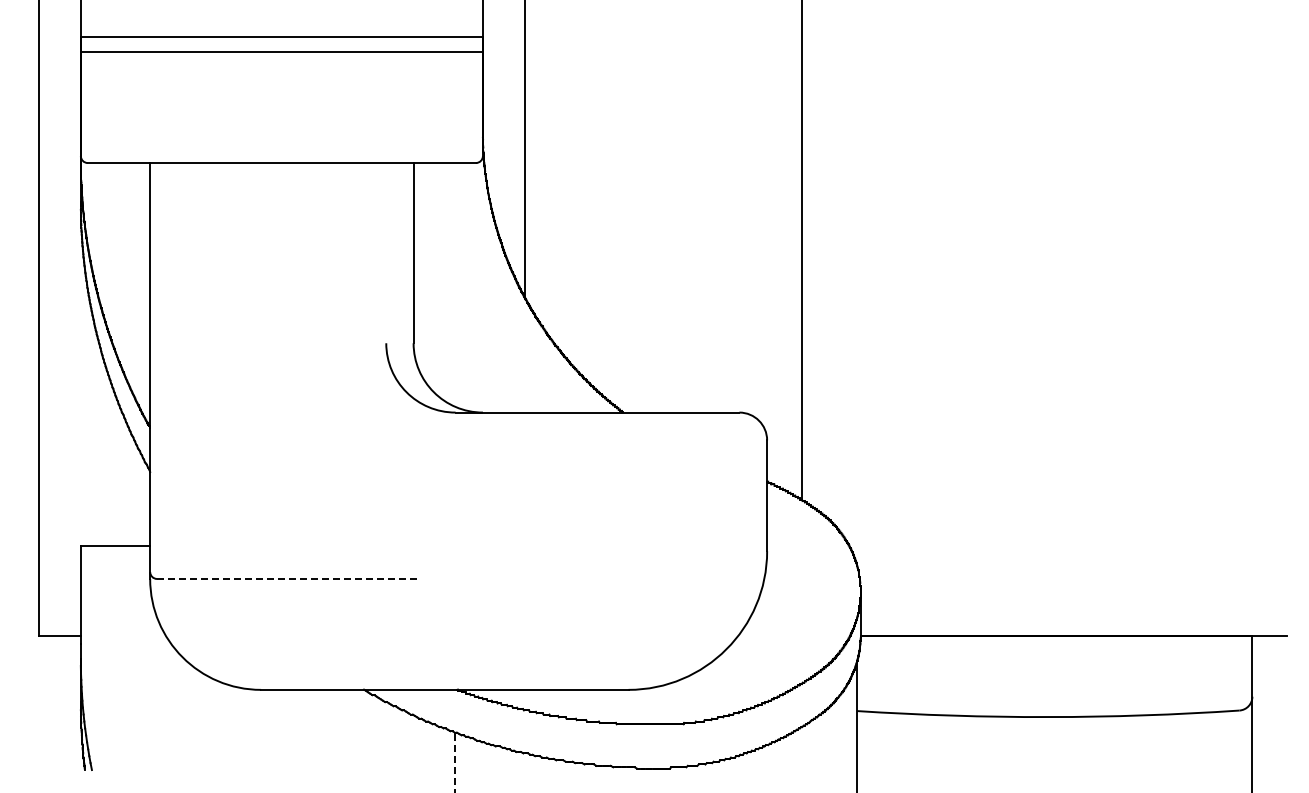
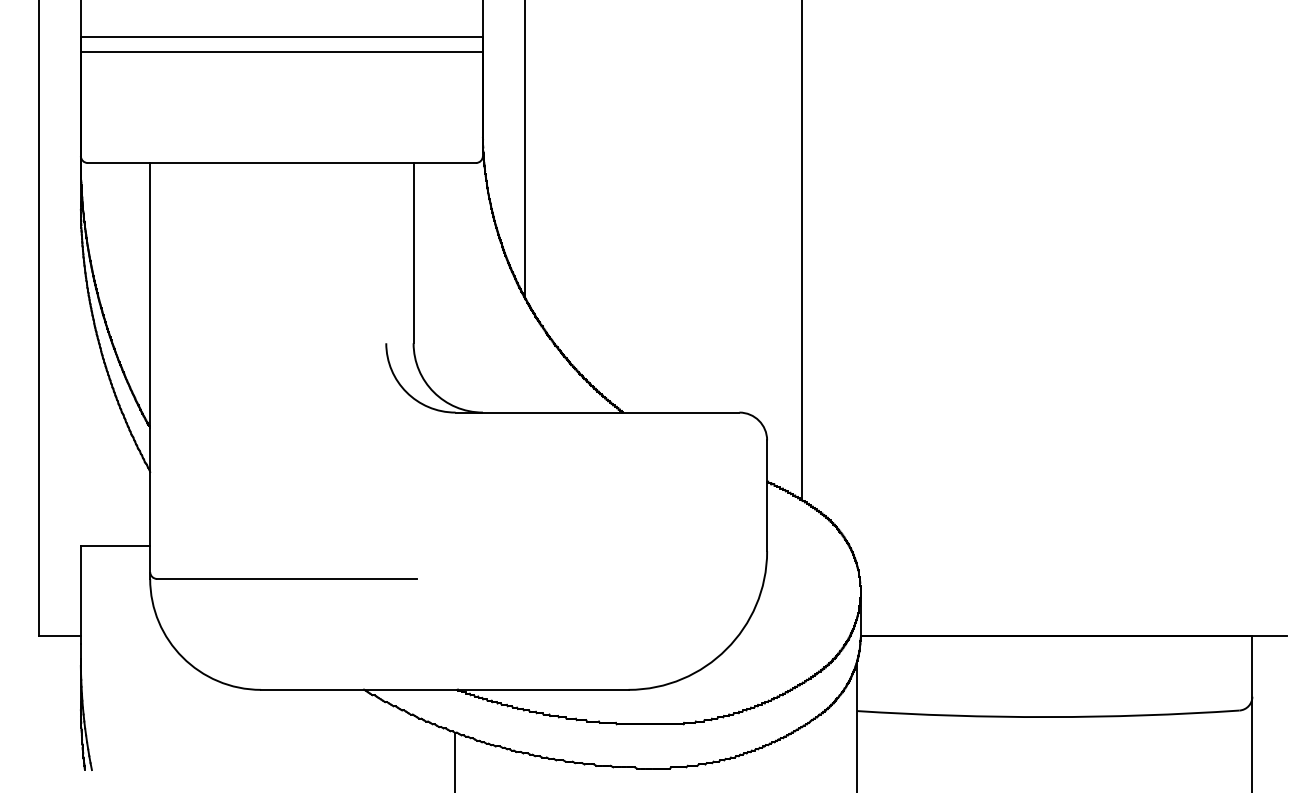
line: dashed -> solid (287, 578)
line: dashed -> solid (455, 762)
